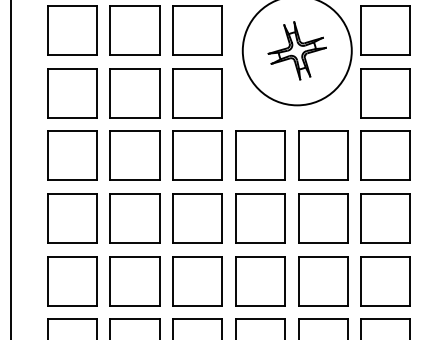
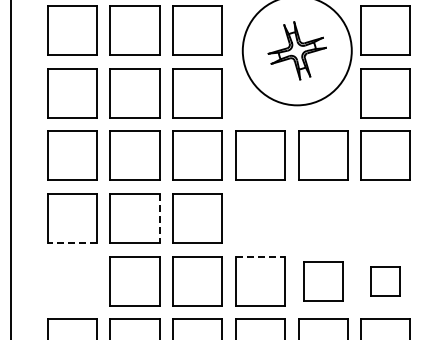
line: solid -> dashed (159, 218)
part: present -> none (260, 218)
part: present -> none (323, 218)
part: present -> none (385, 218)
line: solid -> dashed (72, 243)
line: solid -> dashed (260, 256)
part: present -> none (72, 281)
part size: 51x51 px -> 41x41 px (323, 281)
part size: 51x51 px -> 31x31 px (385, 281)
